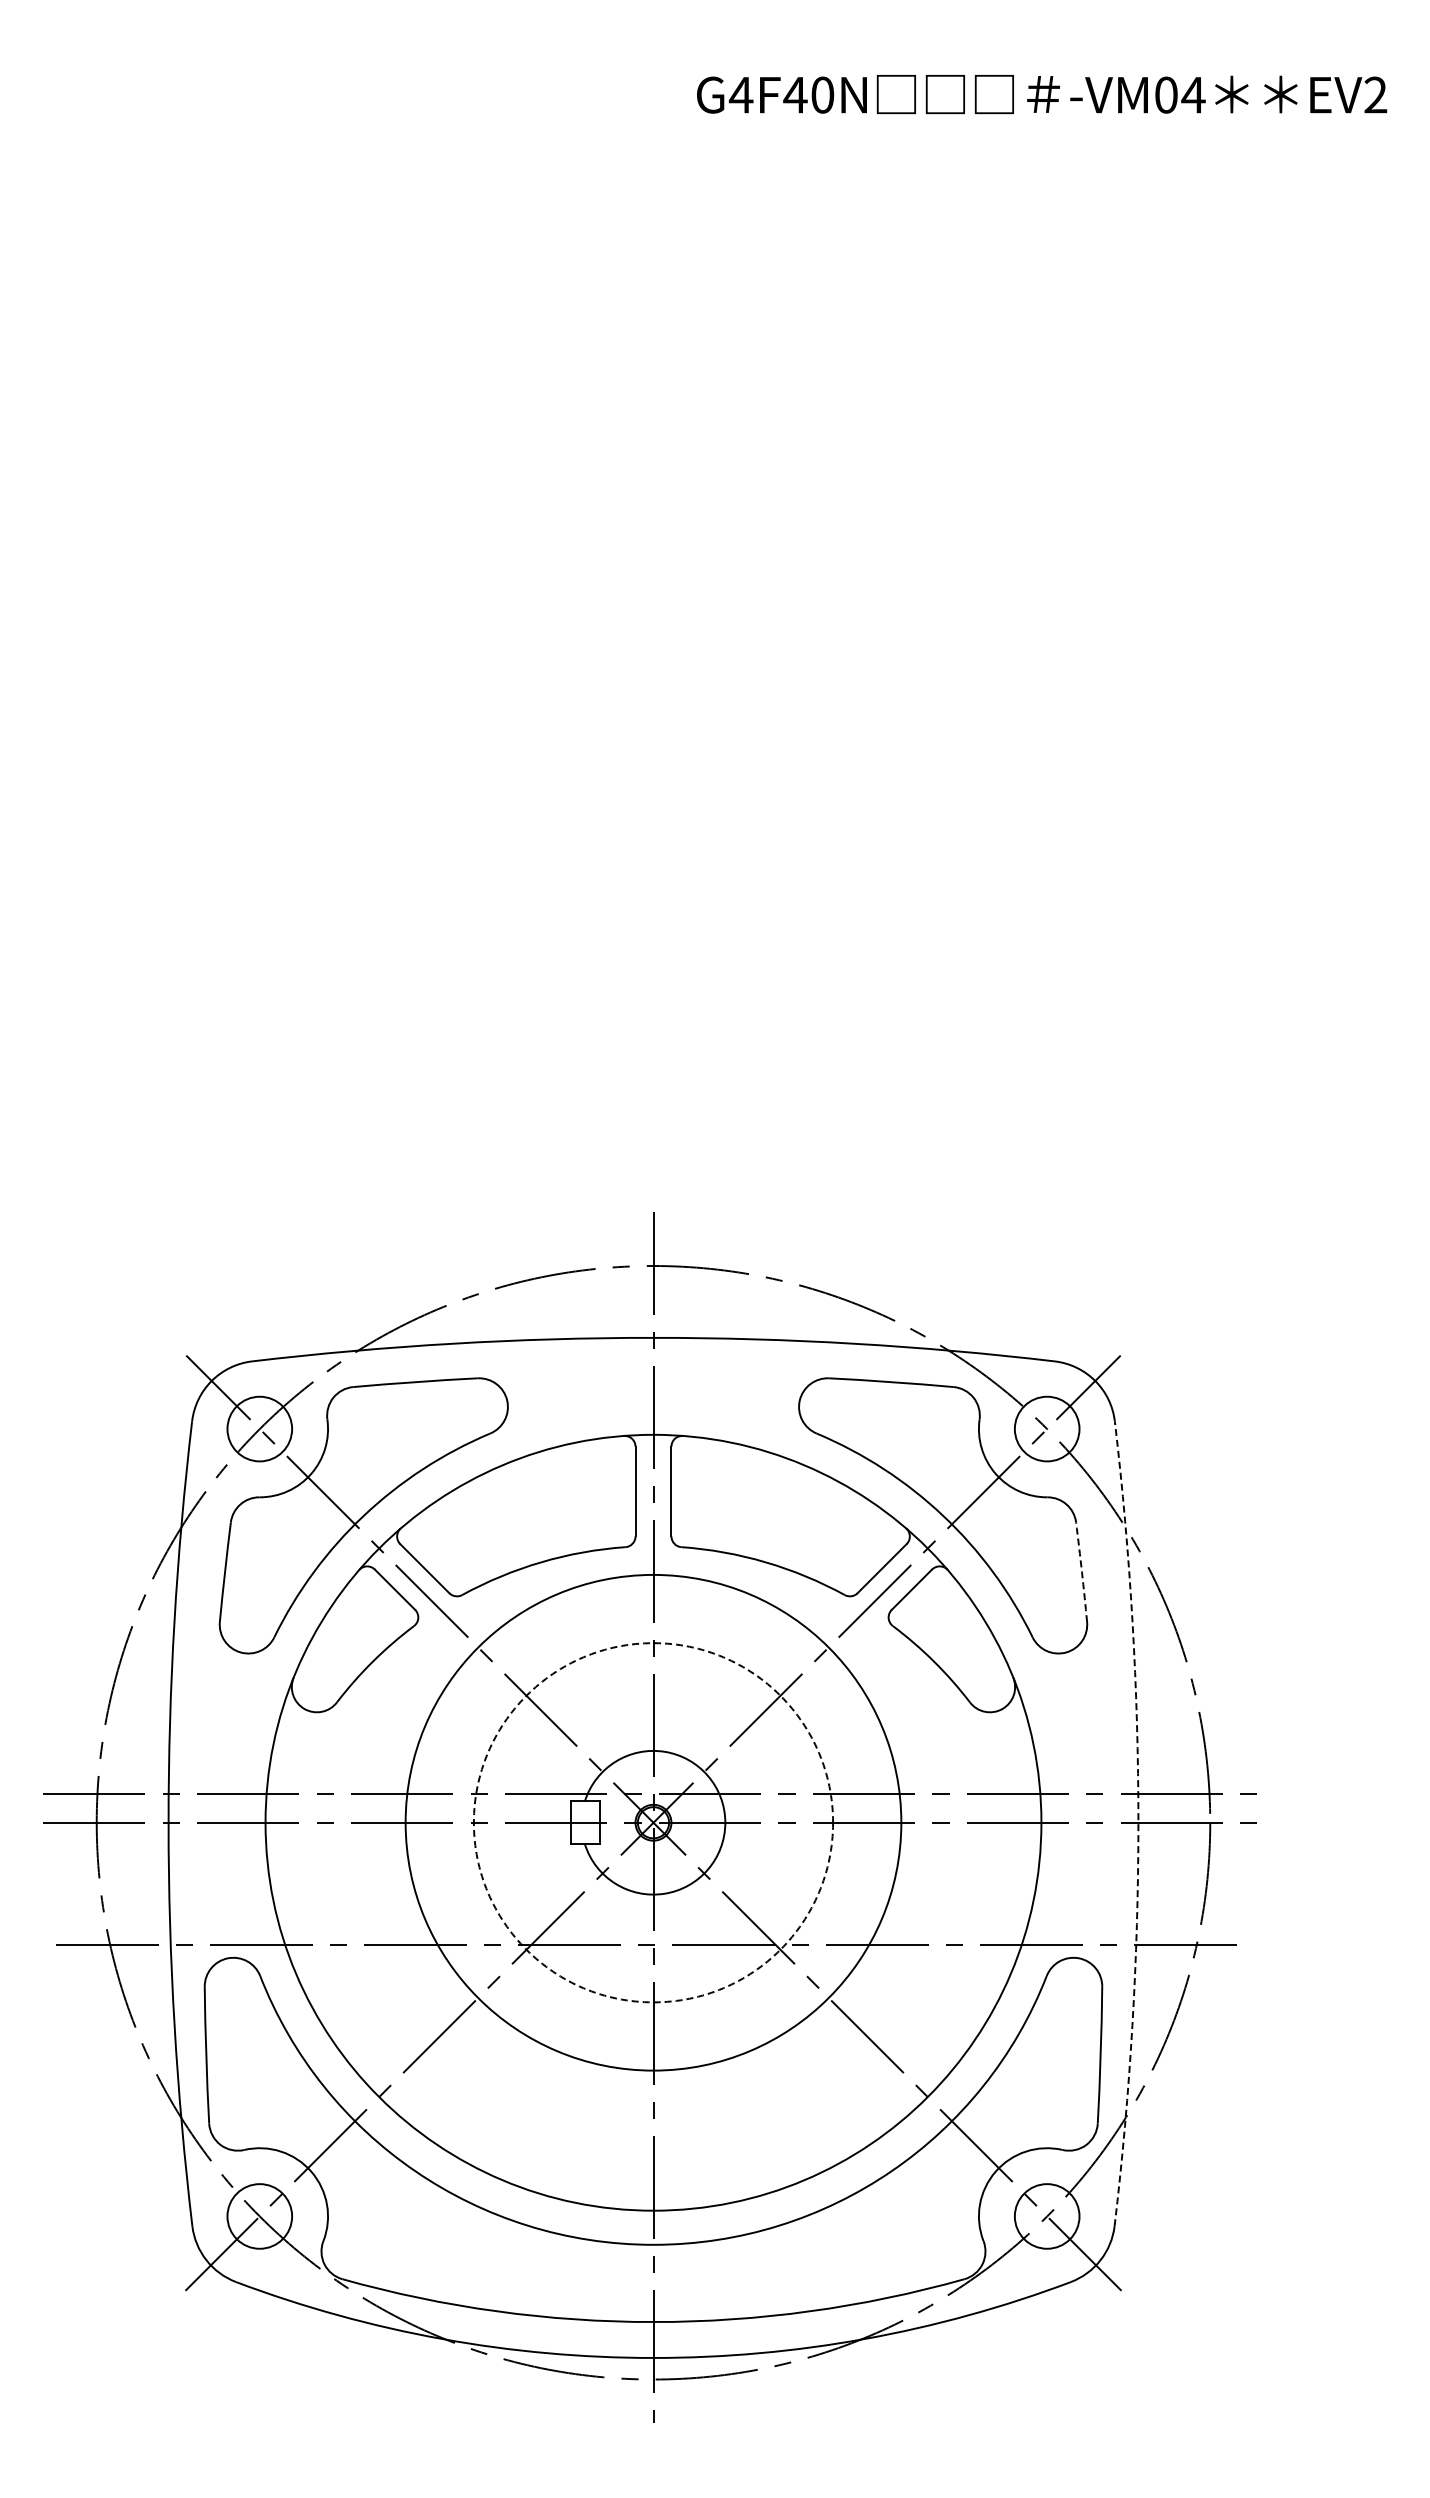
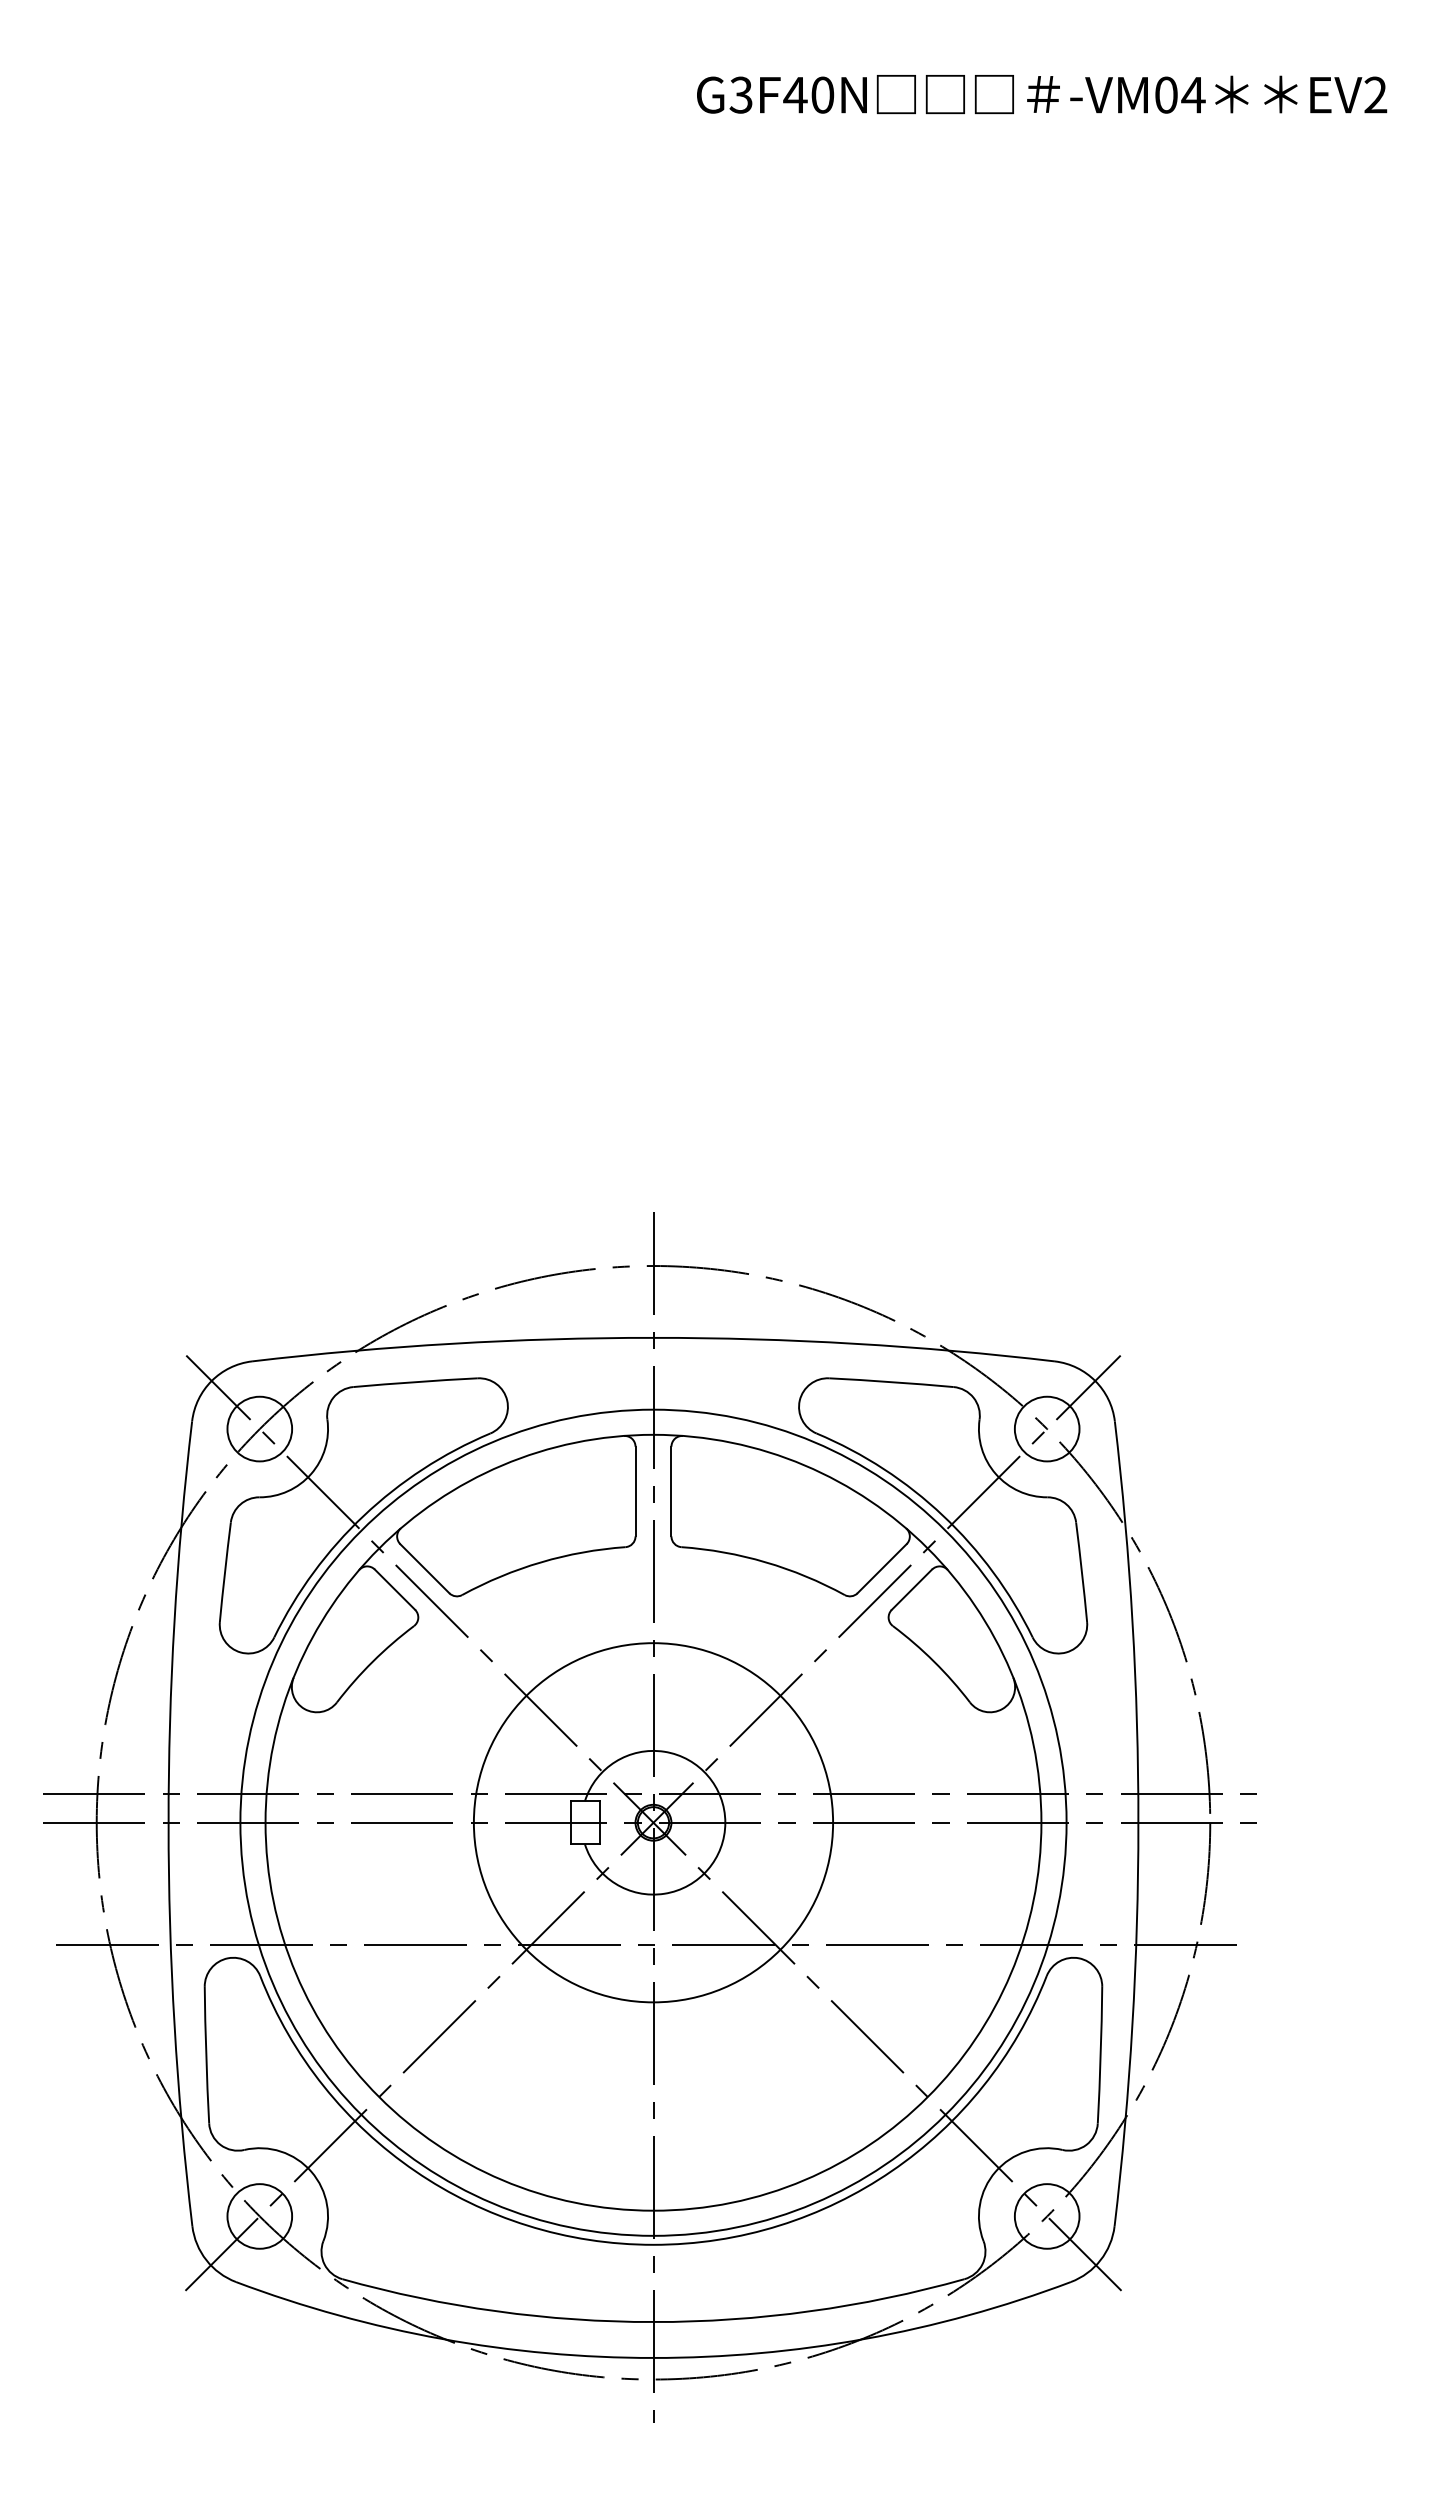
text: G4F40N -> G3F40N (740, 94)
arc: dashed -> solid (1081, 1572)
circle diameter: 496 px -> 826 px (653, 1822)
circle: dashed -> solid (653, 1822)
arc: dashed -> solid (1138, 1823)
